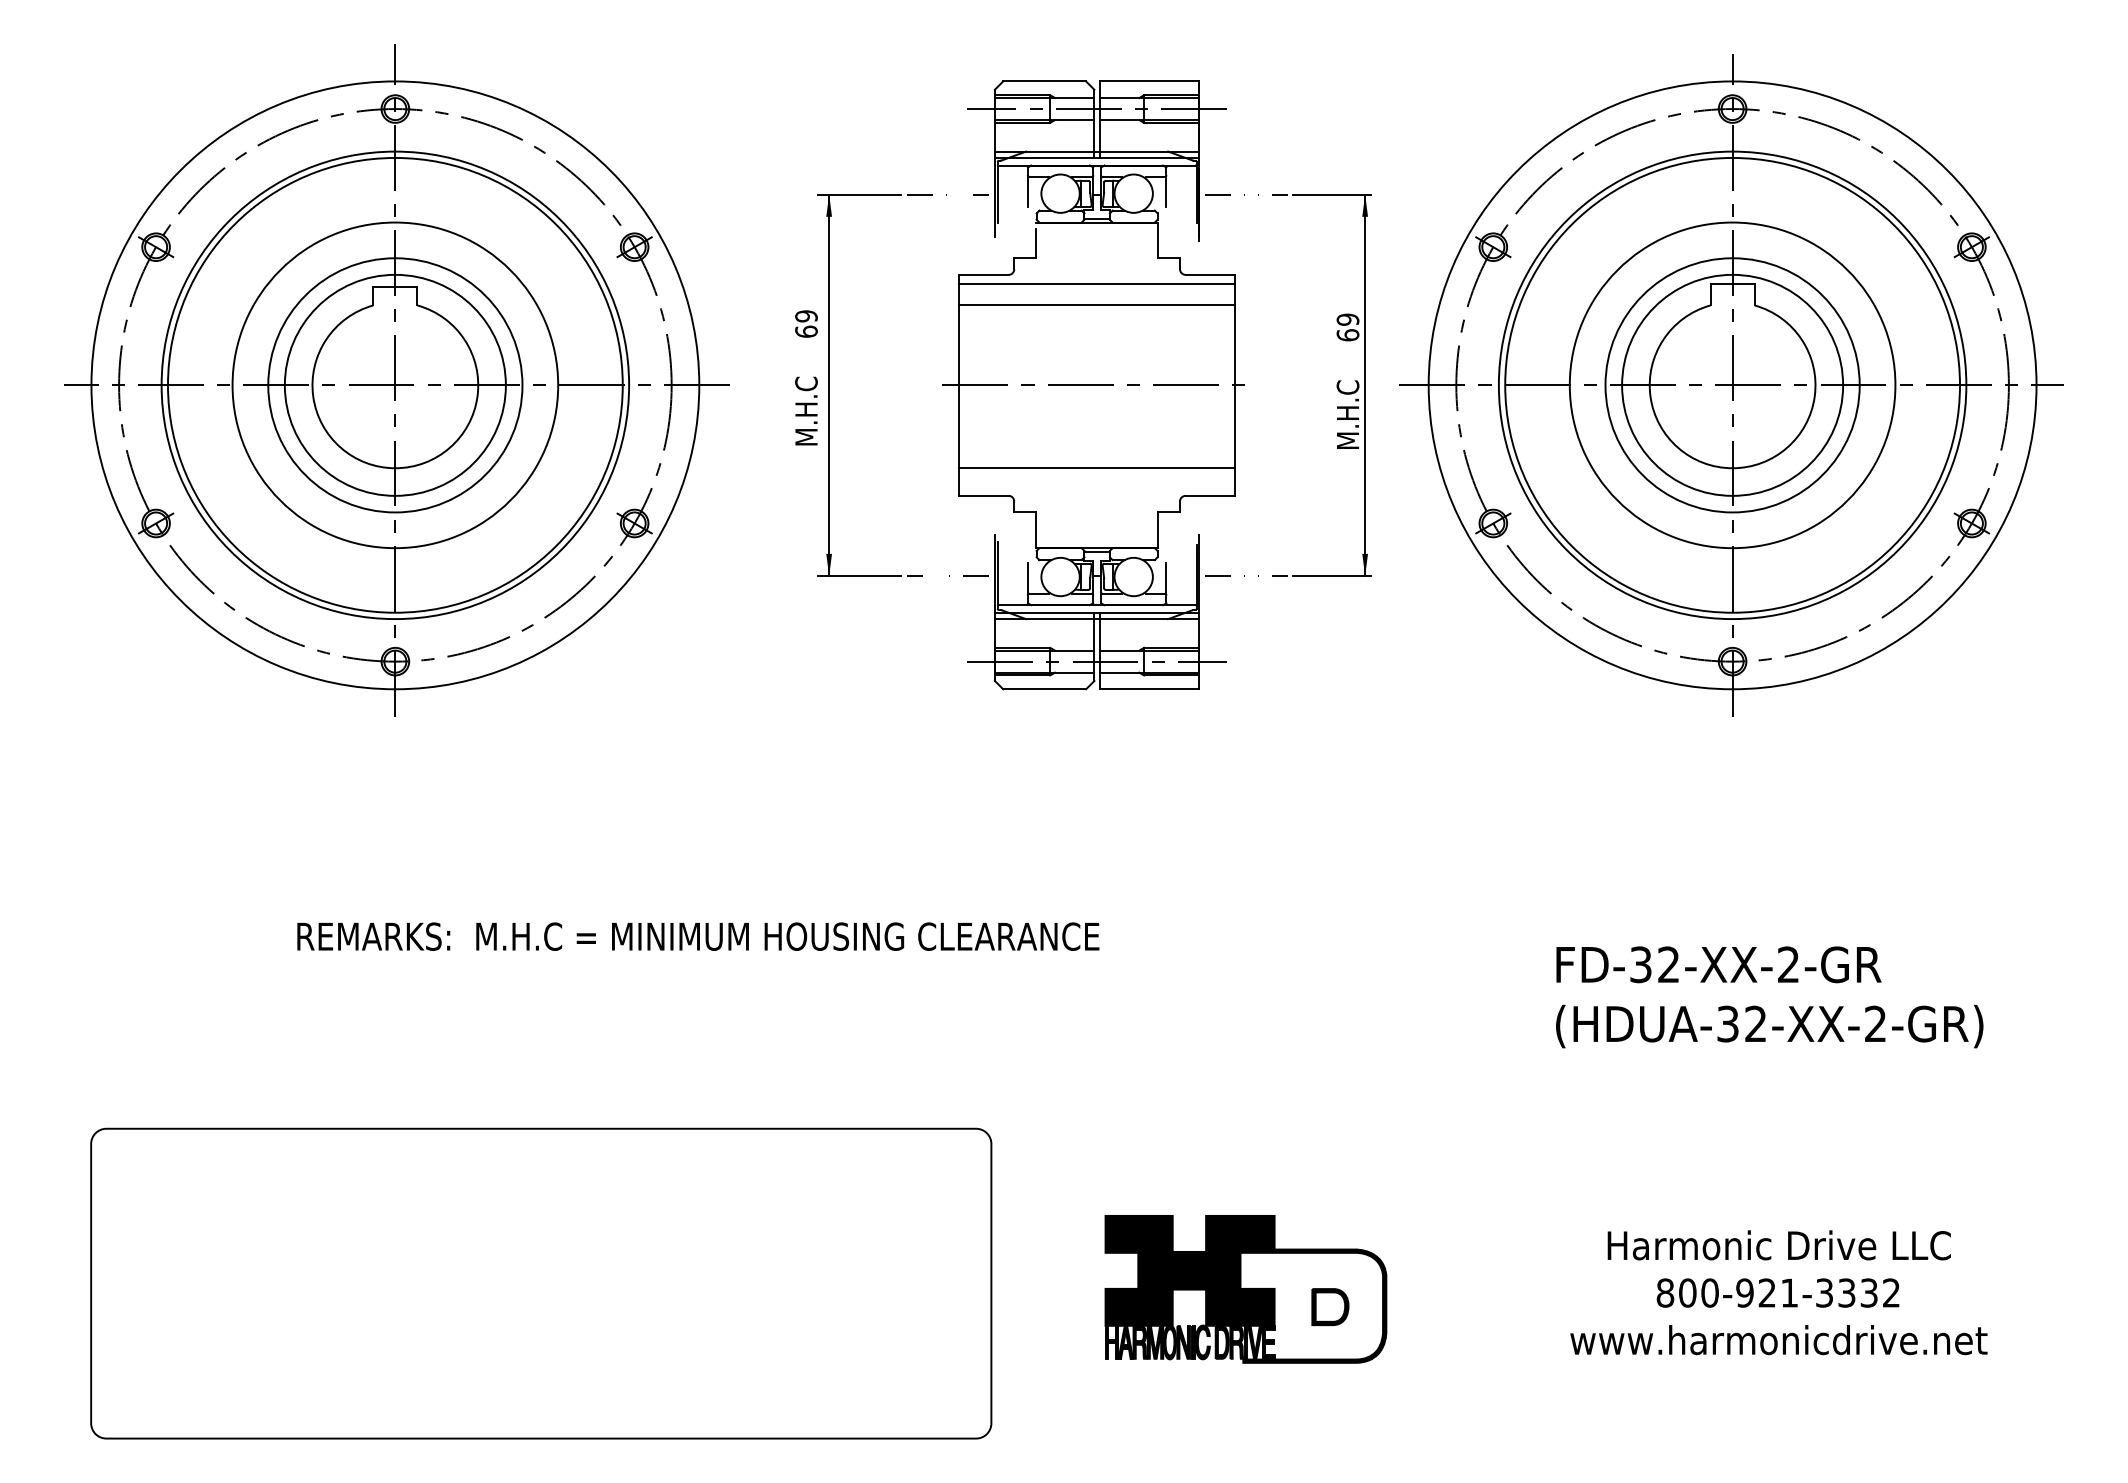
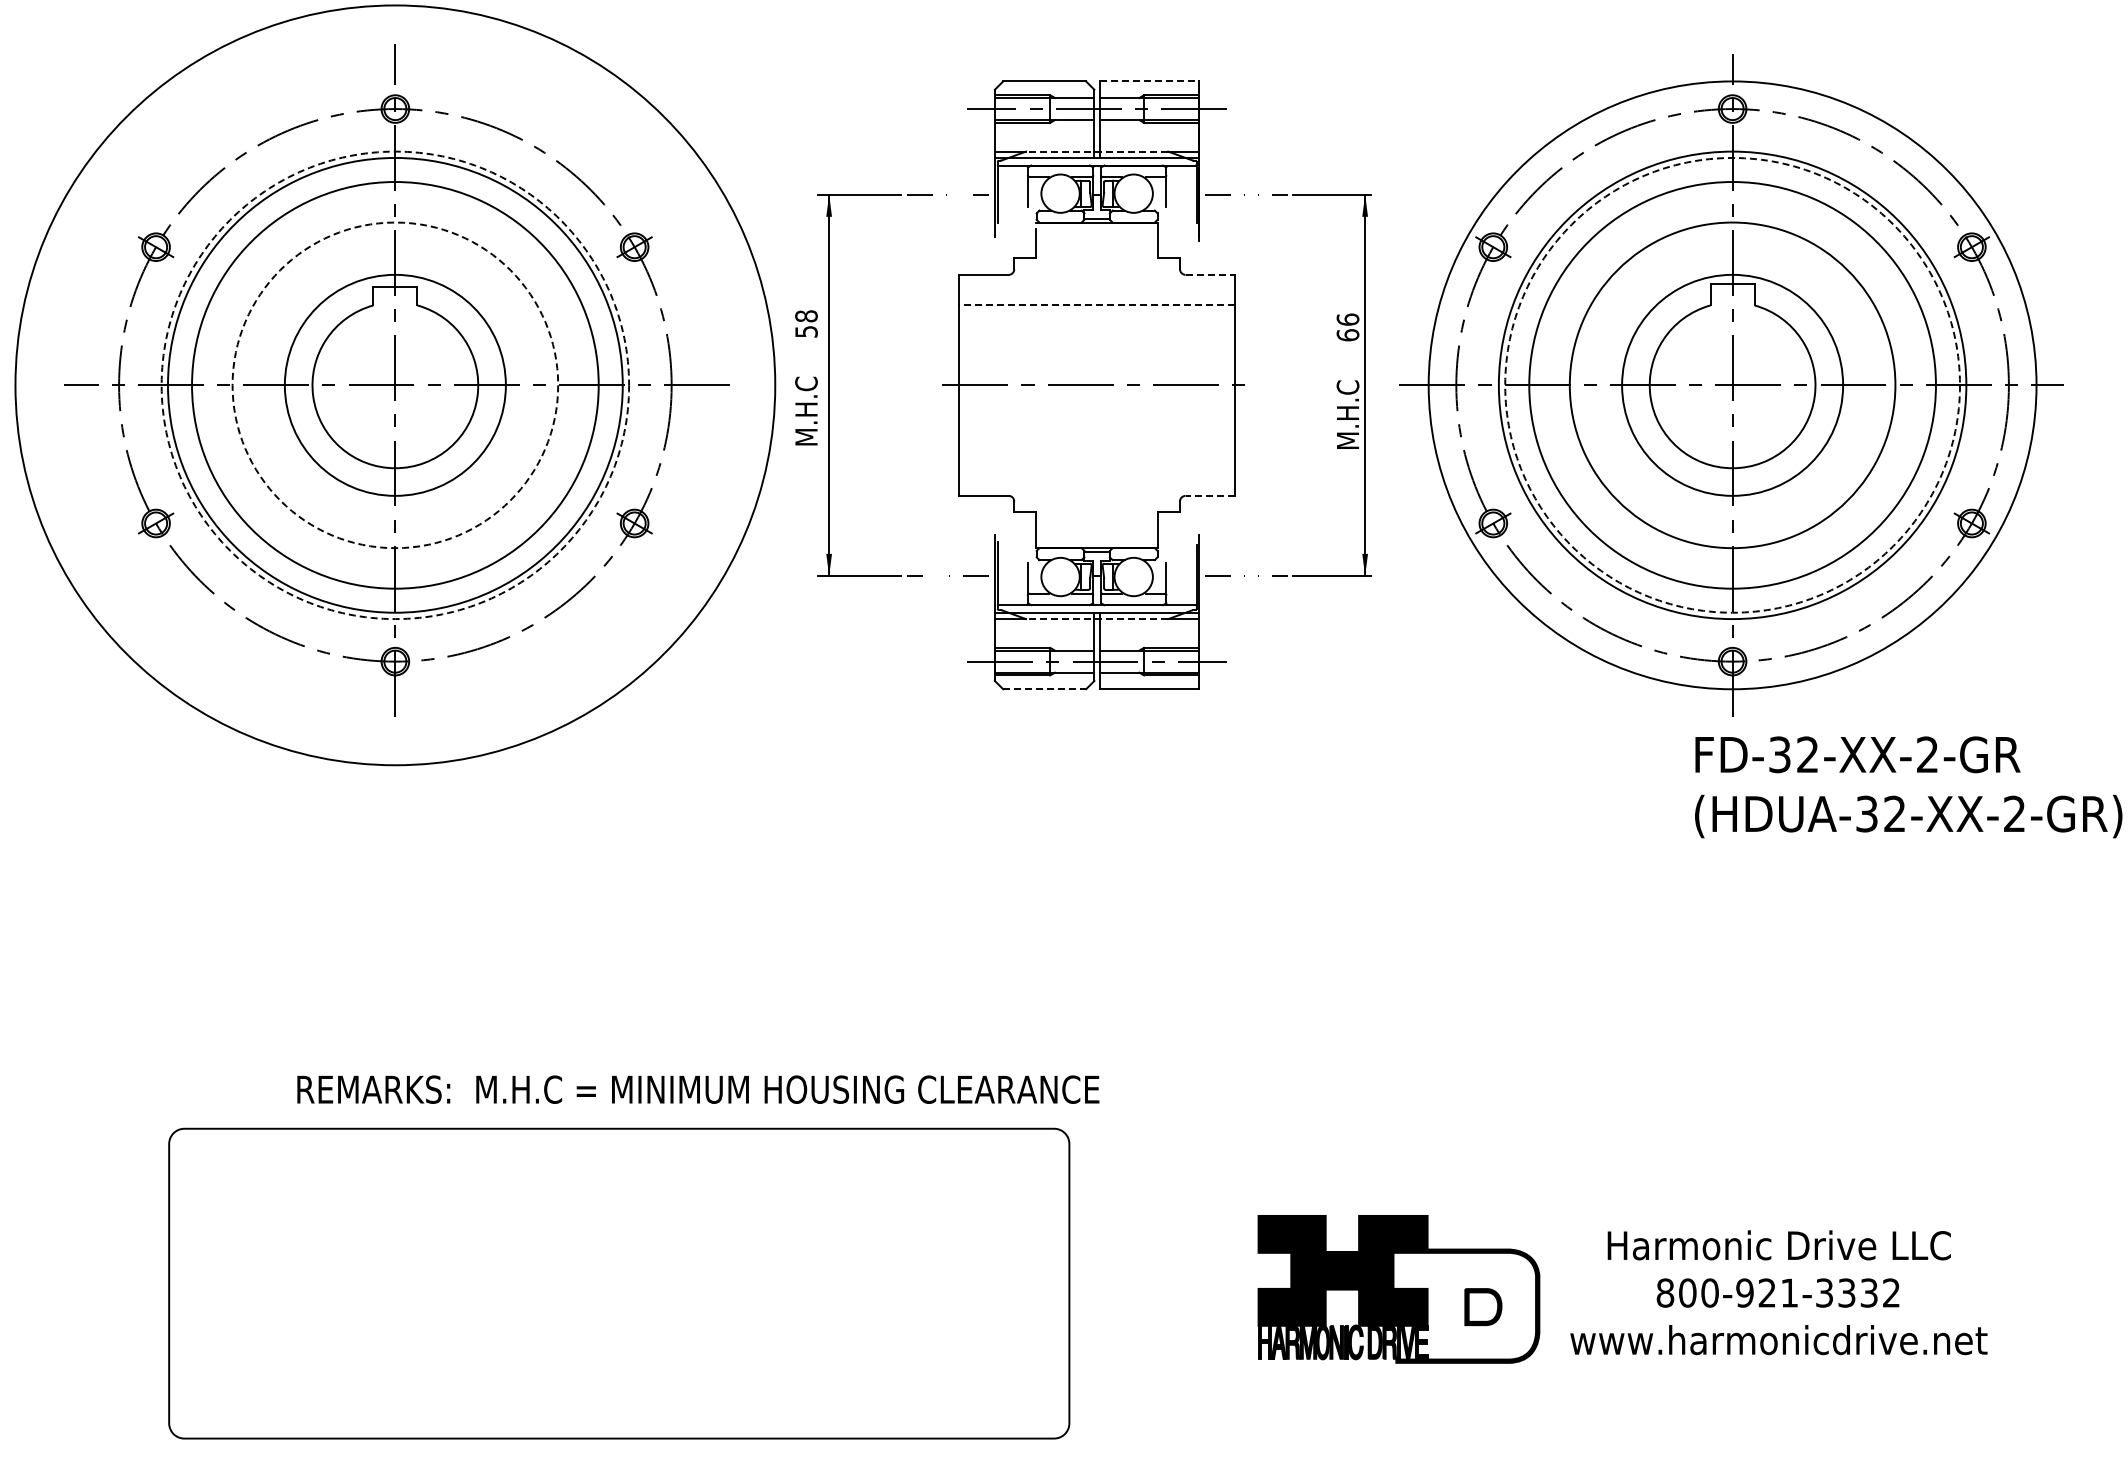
line: solid -> dashed (1149, 81)
line: solid -> dashed (1096, 151)
line: solid -> dashed (1210, 274)
line: present -> none (1097, 284)
line: solid -> dashed (1096, 305)
text: 69 -> 66 (1347, 319)
text: 69 -> 58 (806, 323)
circle: solid -> dashed (1732, 384)
circle diameter: 254 px -> 407 px (395, 385)
circle diameter: 608 px -> 760 px (395, 385)
circle: solid -> dashed (395, 385)
circle: solid -> dashed (395, 385)
circle diameter: 254 px -> 407 px (1732, 385)
line: present -> none (1097, 468)
line: solid -> dashed (1210, 495)
line: solid -> dashed (1096, 619)
line: solid -> dashed (1045, 689)
text position: (698, 936) -> (698, 1089) (698, 1089)
text position: (1769, 997) -> (1908, 787) (1908, 787)
part position: (541, 1283) -> (619, 1283) (619, 1283)
part position: (1245, 1289) -> (1398, 1289) (1398, 1289)
